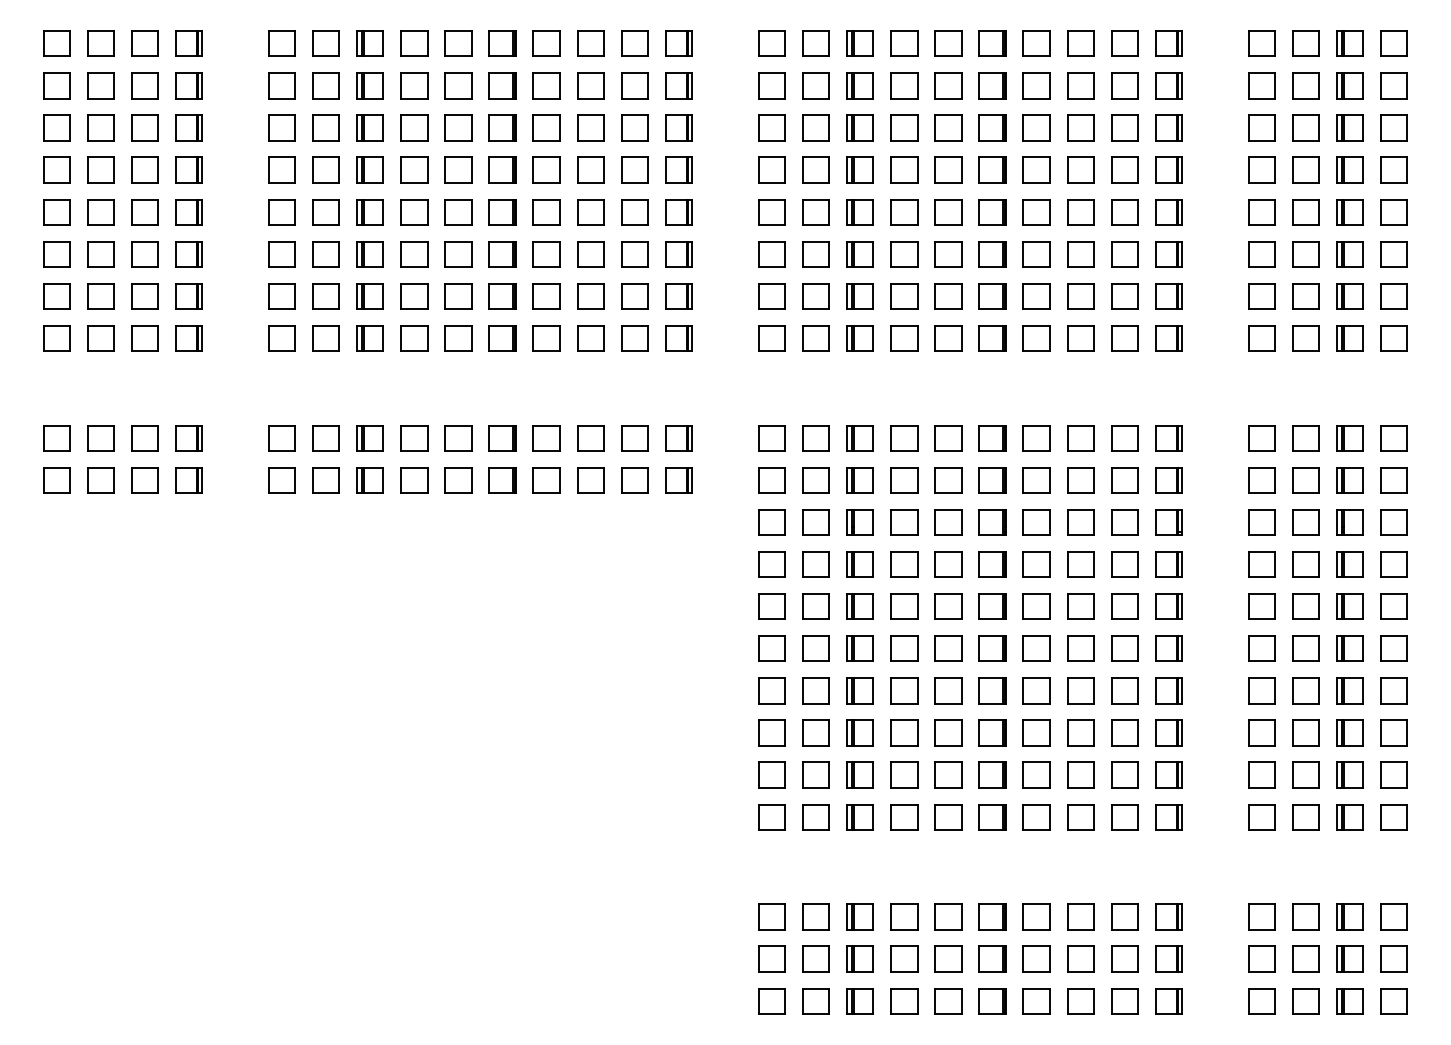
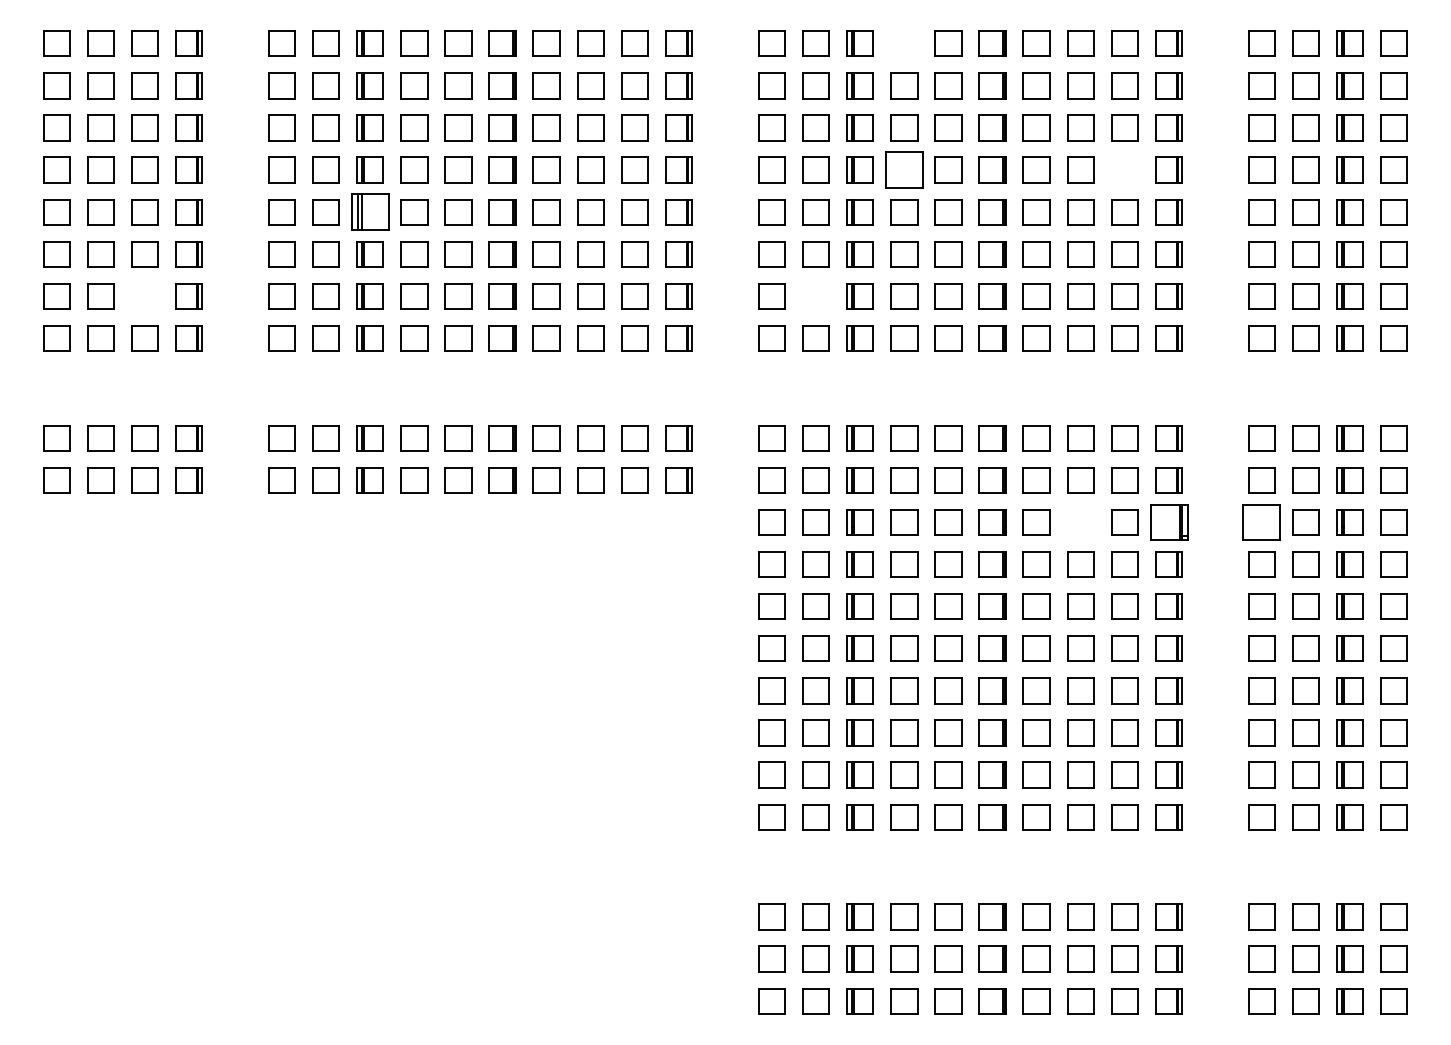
part: present -> none (904, 43)
part size: 29x28 px -> 39x38 px (904, 169)
part: present -> none (1124, 169)
part size: 28x27 px -> 39x38 px (370, 211)
part: present -> none (144, 296)
part: present -> none (815, 296)
part: present -> none (1080, 522)
part size: 28x27 px -> 39x37 px (1169, 522)
part size: 28x27 px -> 39x37 px (1261, 522)
